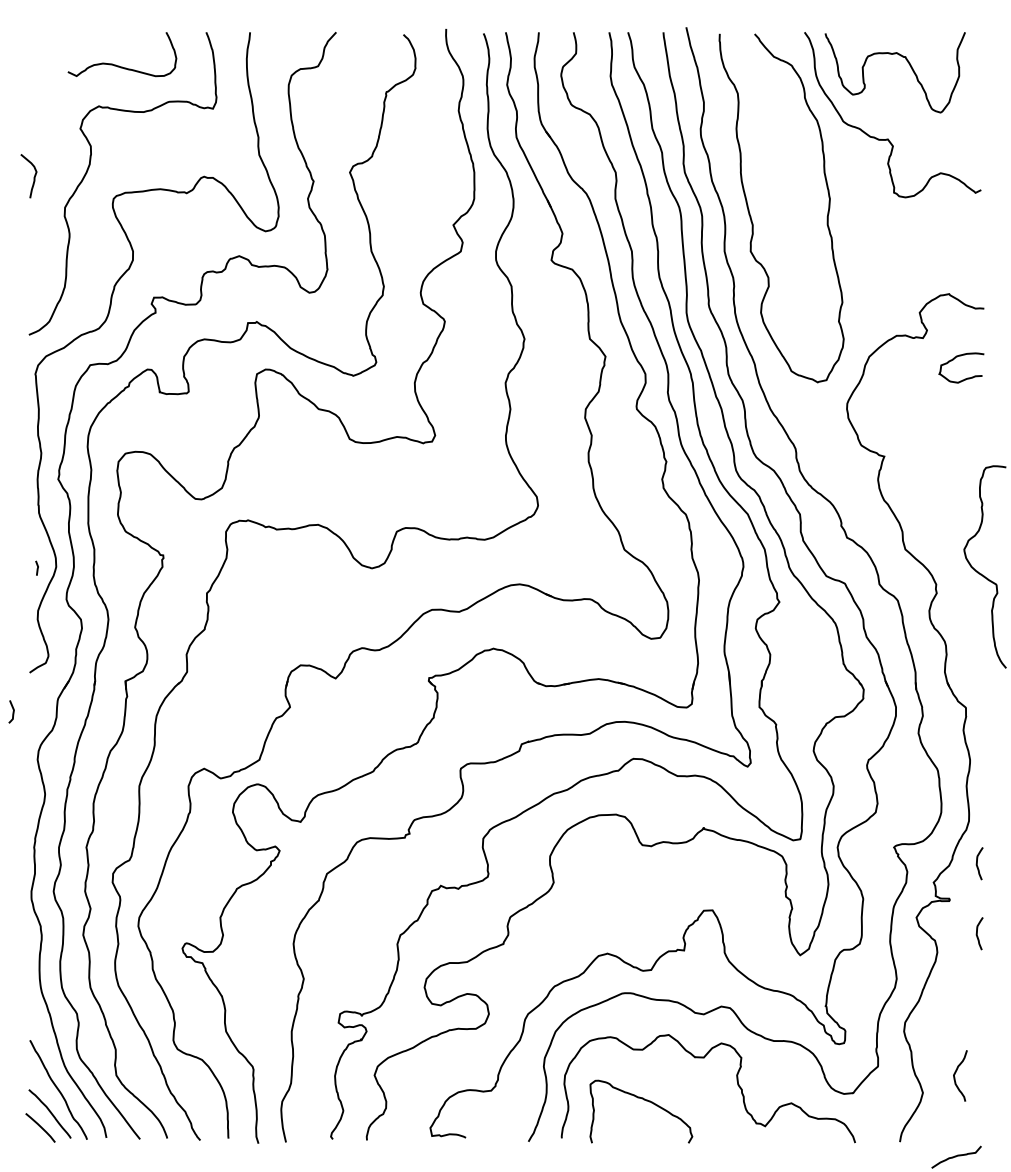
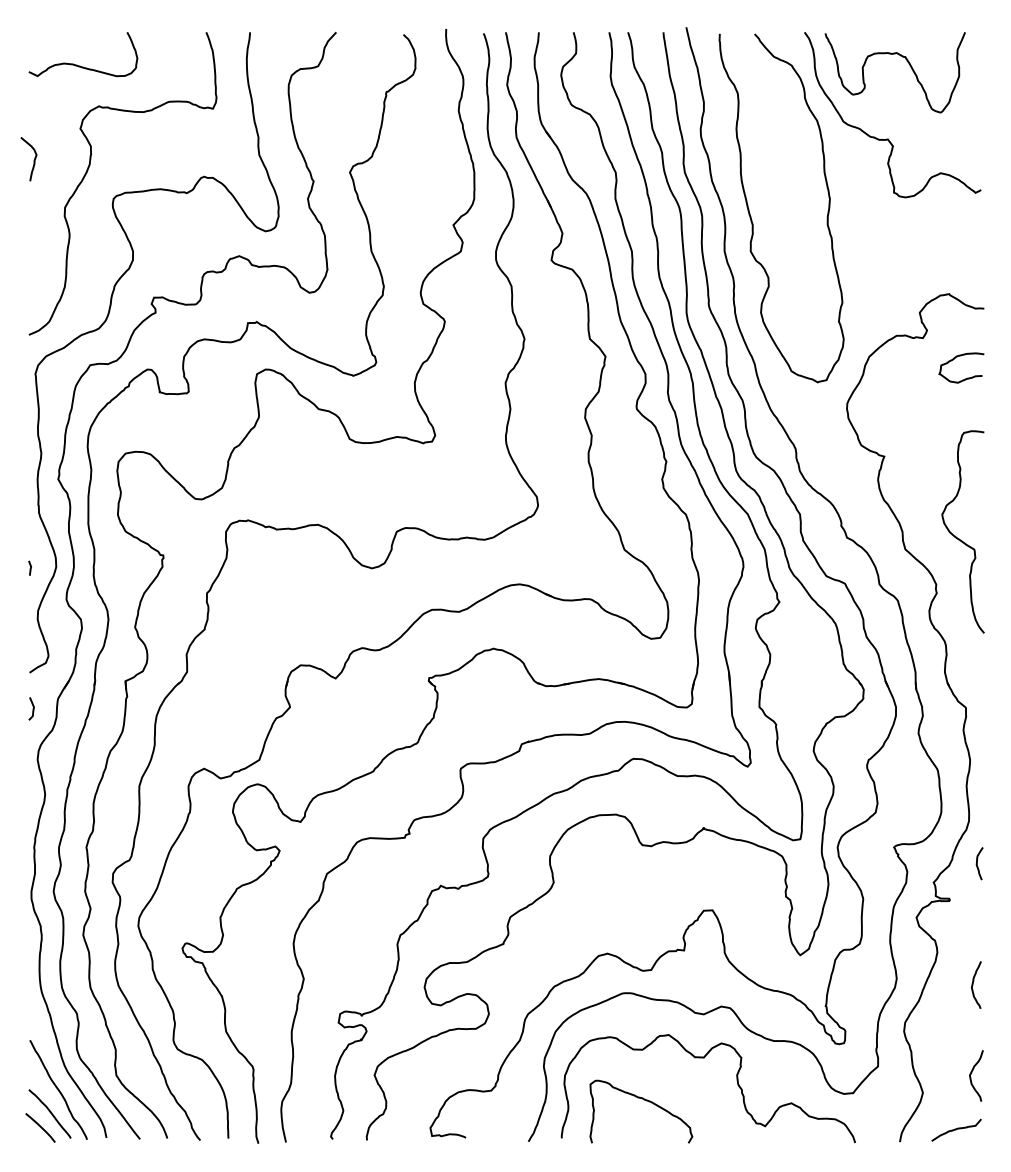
curve position: (119, 65) -> (80, 65) (80, 65)
curve position: (33, 177) -> (33, 160) (33, 160)
line position: (37, 567) -> (30, 567) (30, 567)
curve position: (981, 573) -> (959, 538) (959, 538)
curve position: (12, 711) -> (32, 708) (32, 708)
curve: present -> none (977, 933)
curve: none -> present (973, 984)
curve position: (956, 1072) -> (972, 1072) (972, 1072)
curve position: (956, 1156) -> (956, 1129) (956, 1129)
